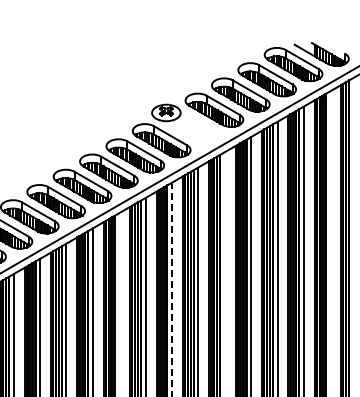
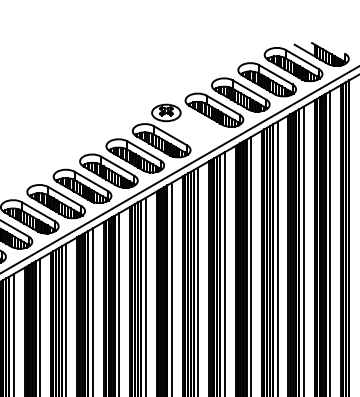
line: none -> present (330, 242)
line: none -> present (224, 272)
line: dashed -> solid (171, 289)
line: none -> present (119, 303)
